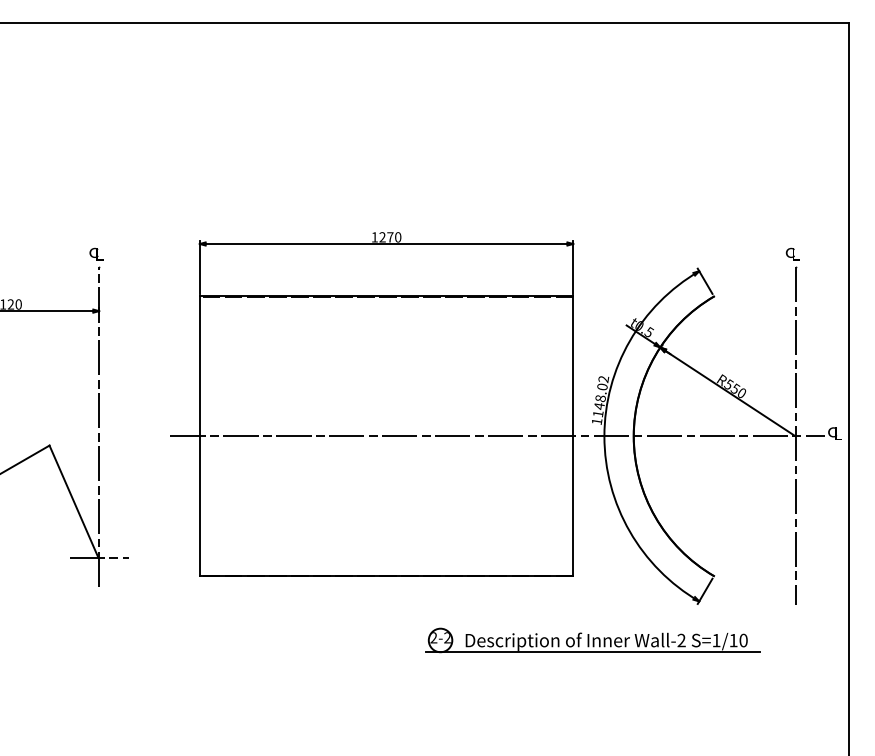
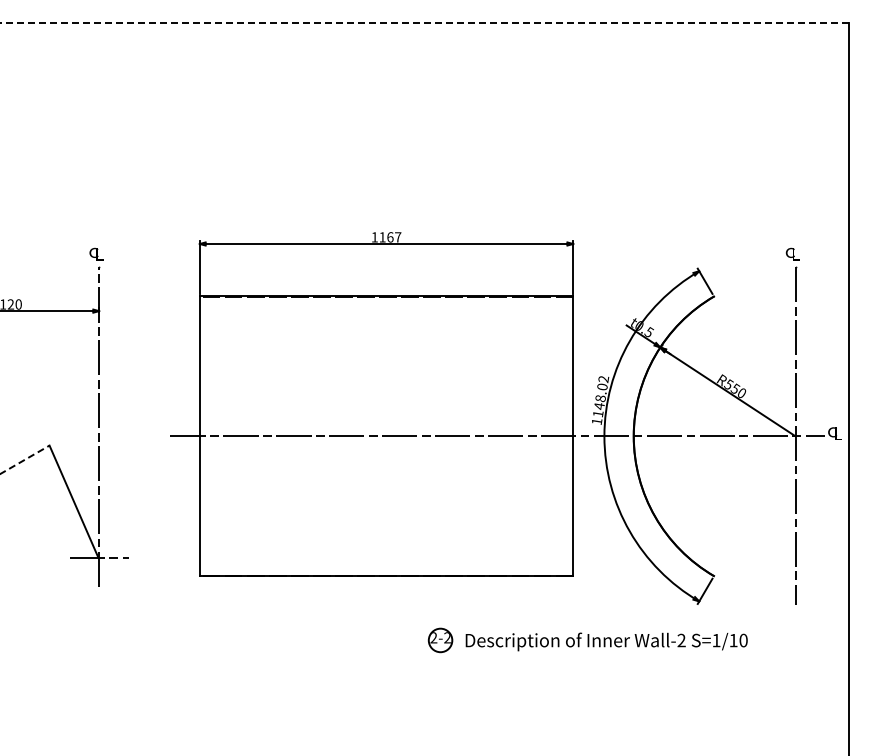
line: solid -> dashed (423, 22)
text: 1270 -> 1167 (390, 237)
line: solid -> dashed (25, 459)
line: present -> none (592, 652)
